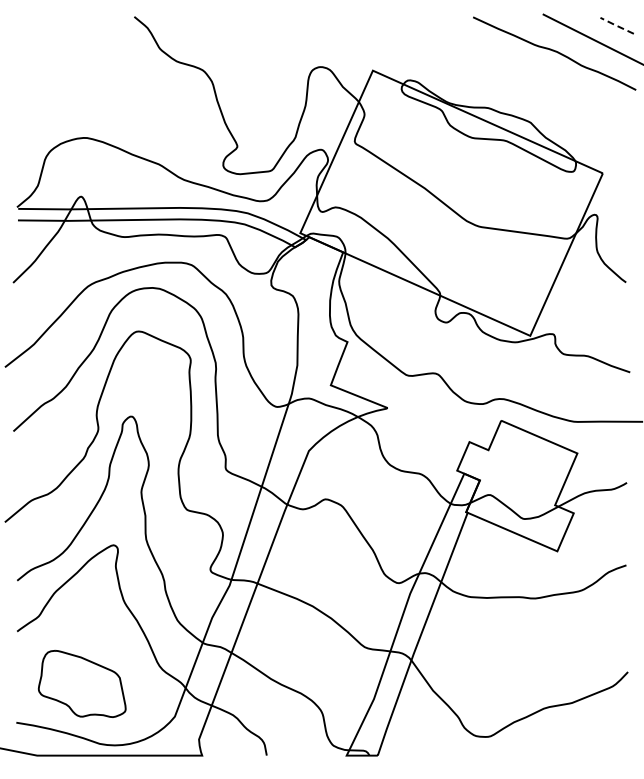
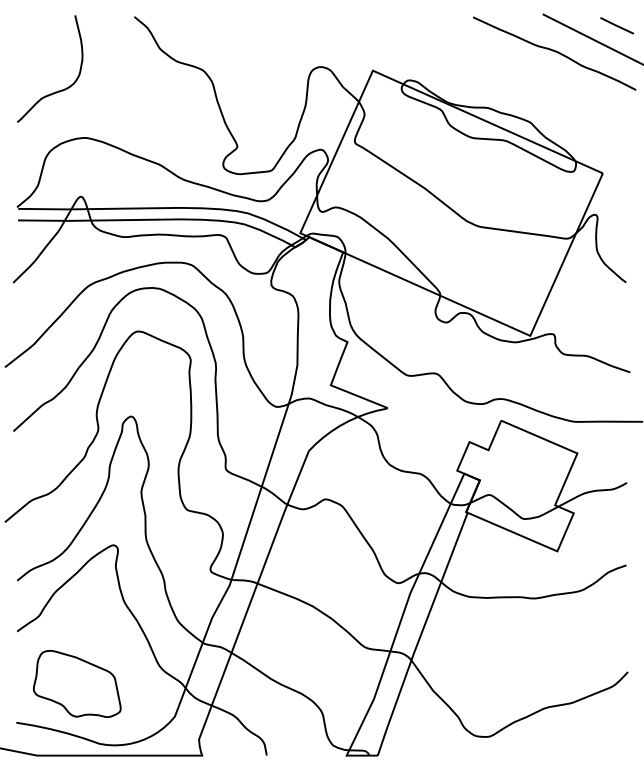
line: dashed -> solid (616, 25)
curve: none -> present (58, 90)
part position: (81, 683) -> (76, 683) (76, 683)
